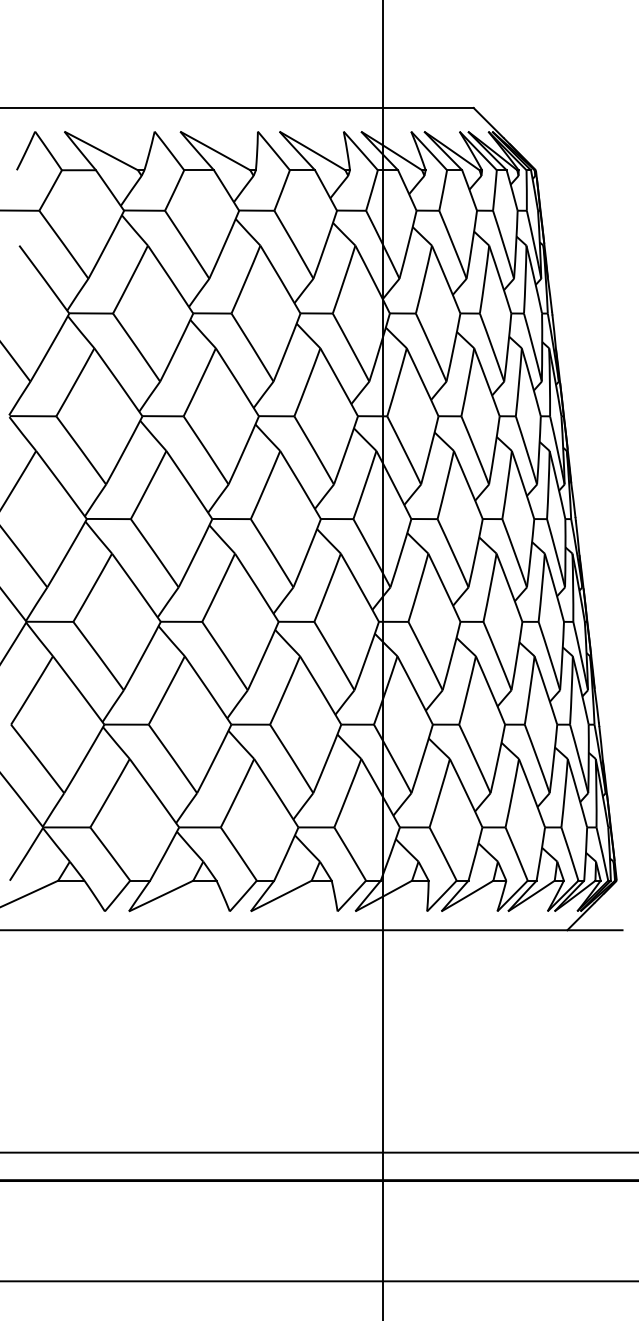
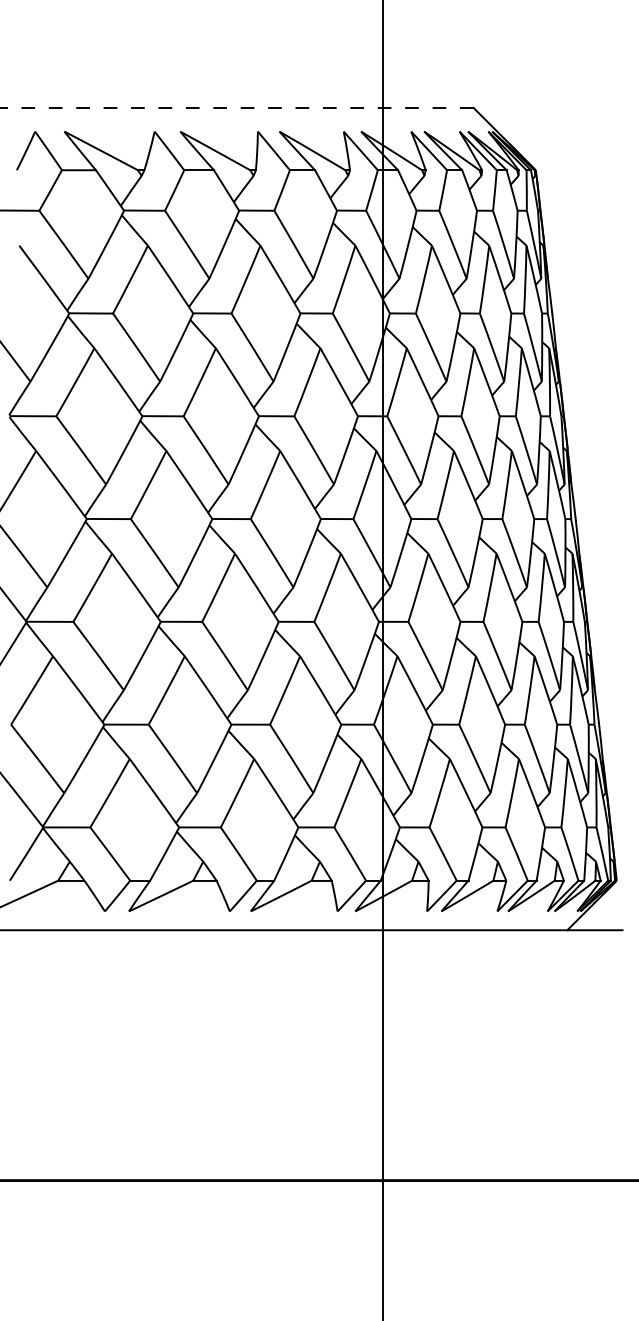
line: solid -> dashed (236, 108)
line: present -> none (318, 1152)
line: present -> none (318, 1281)
